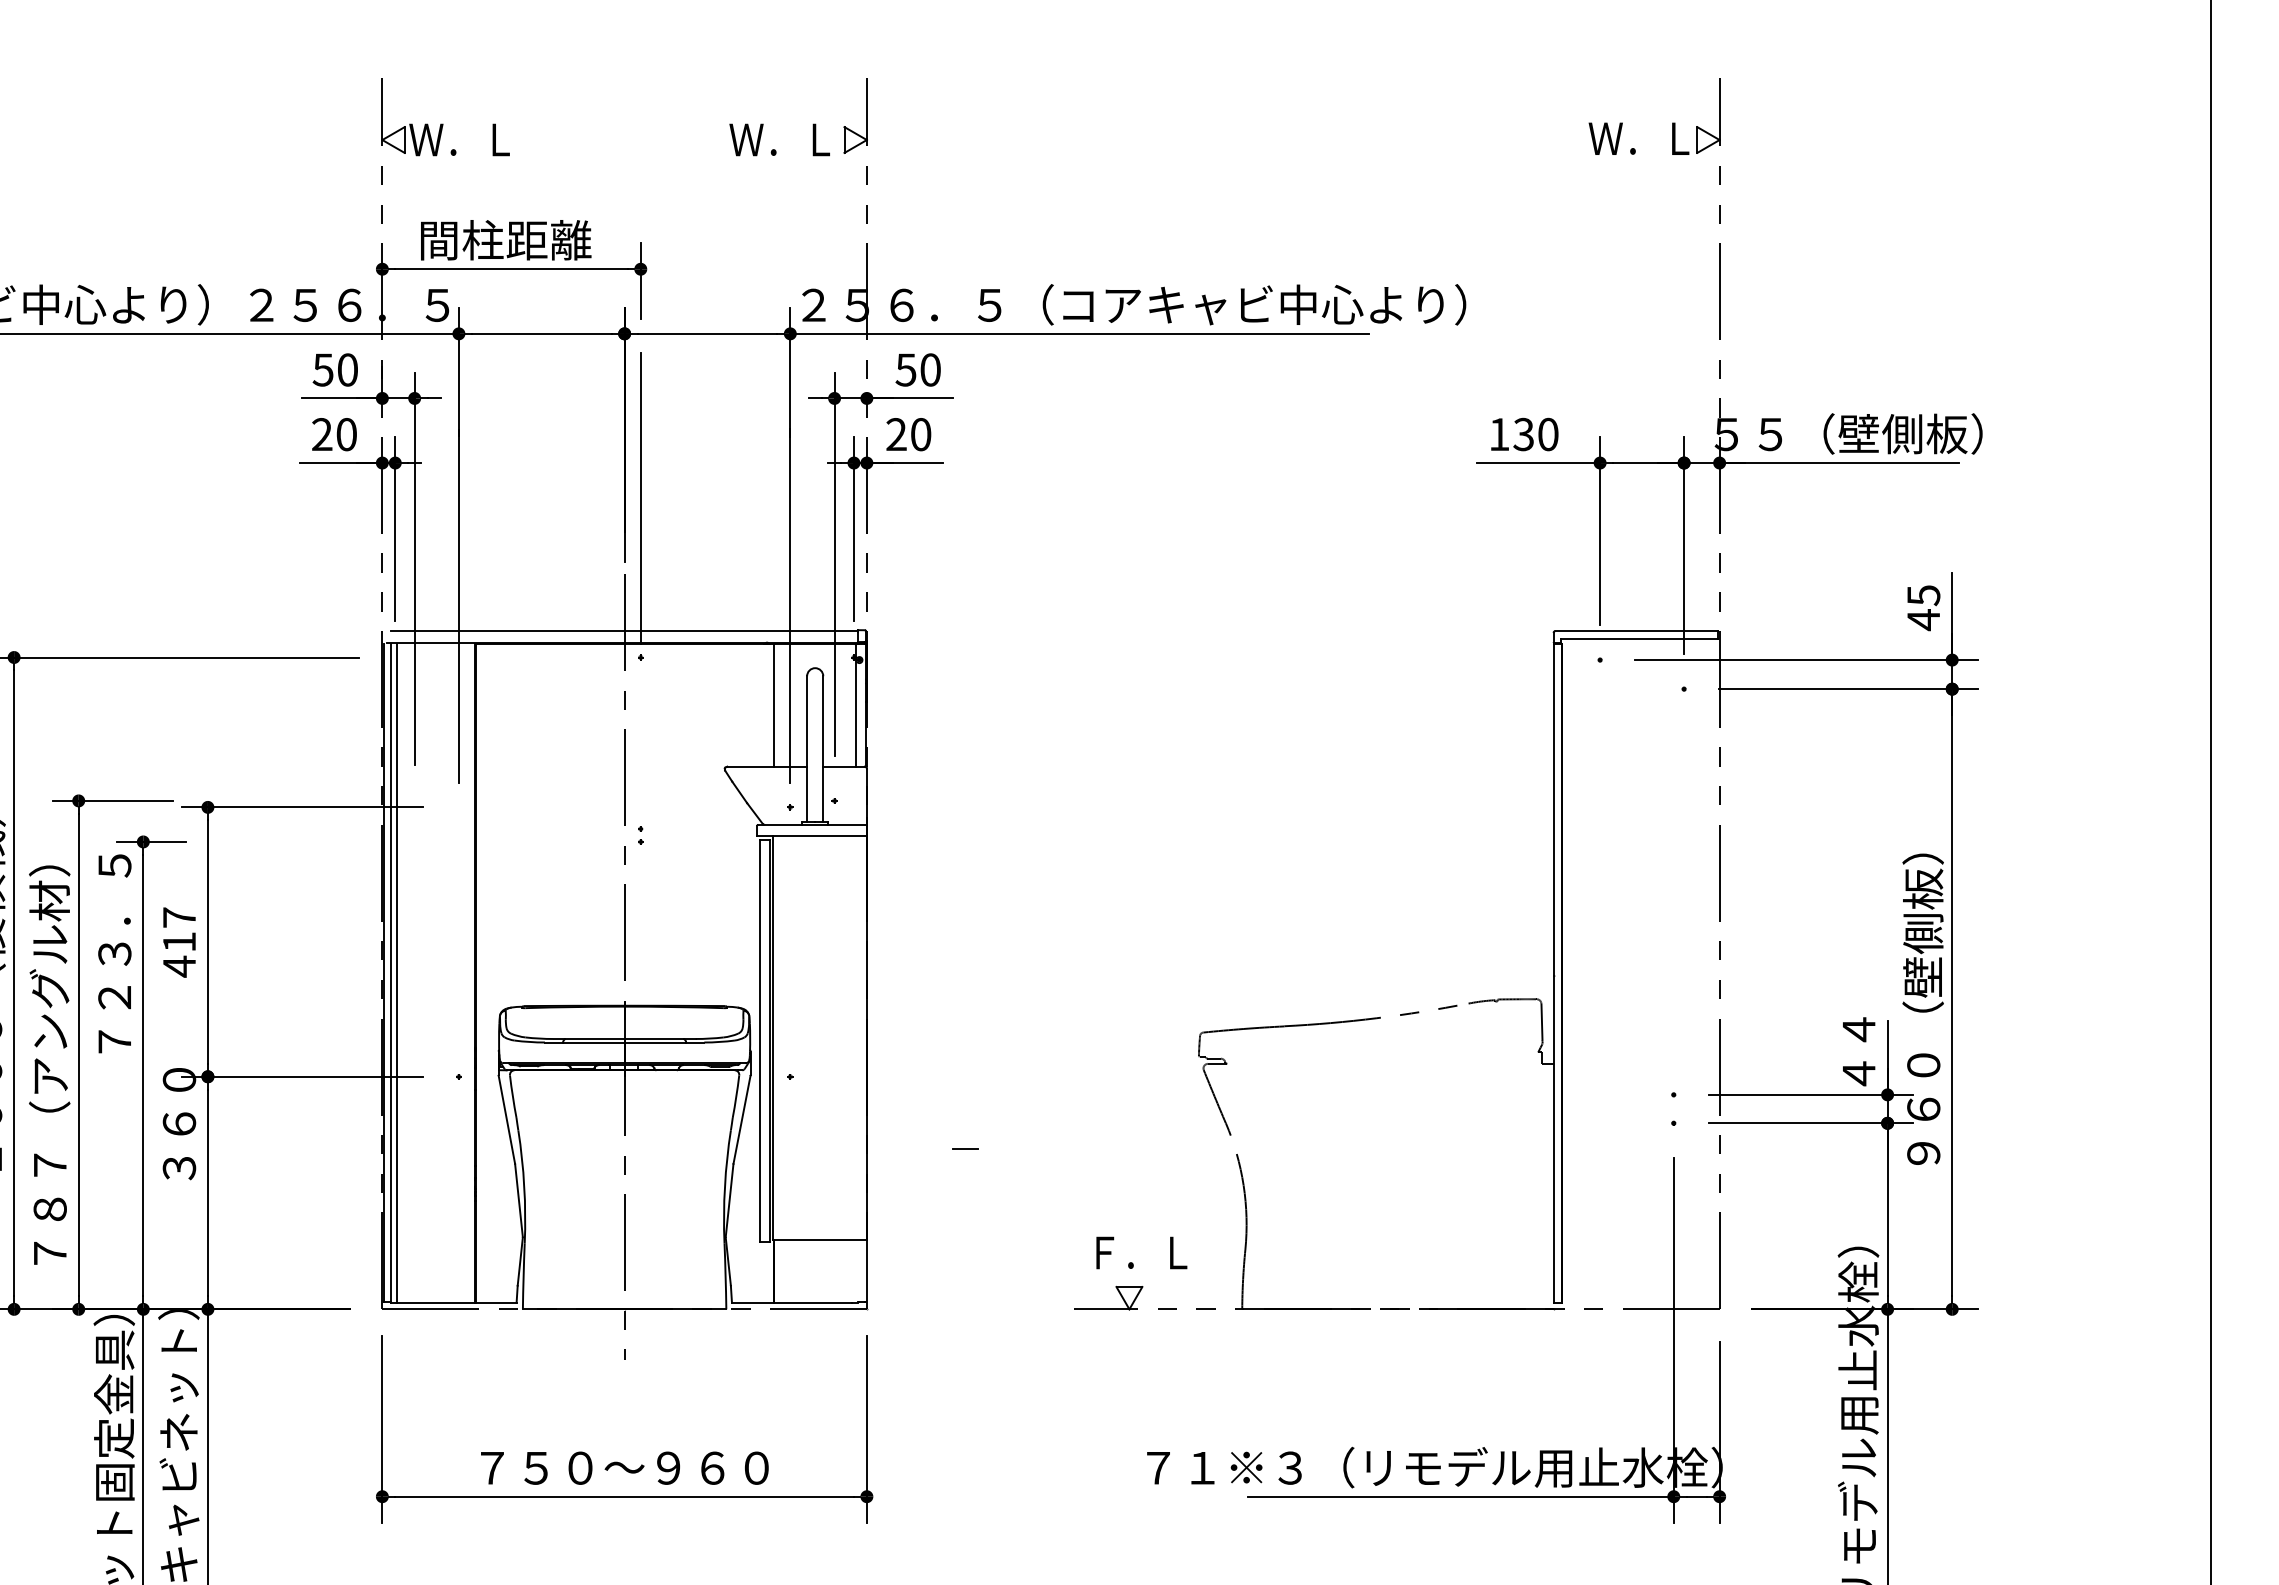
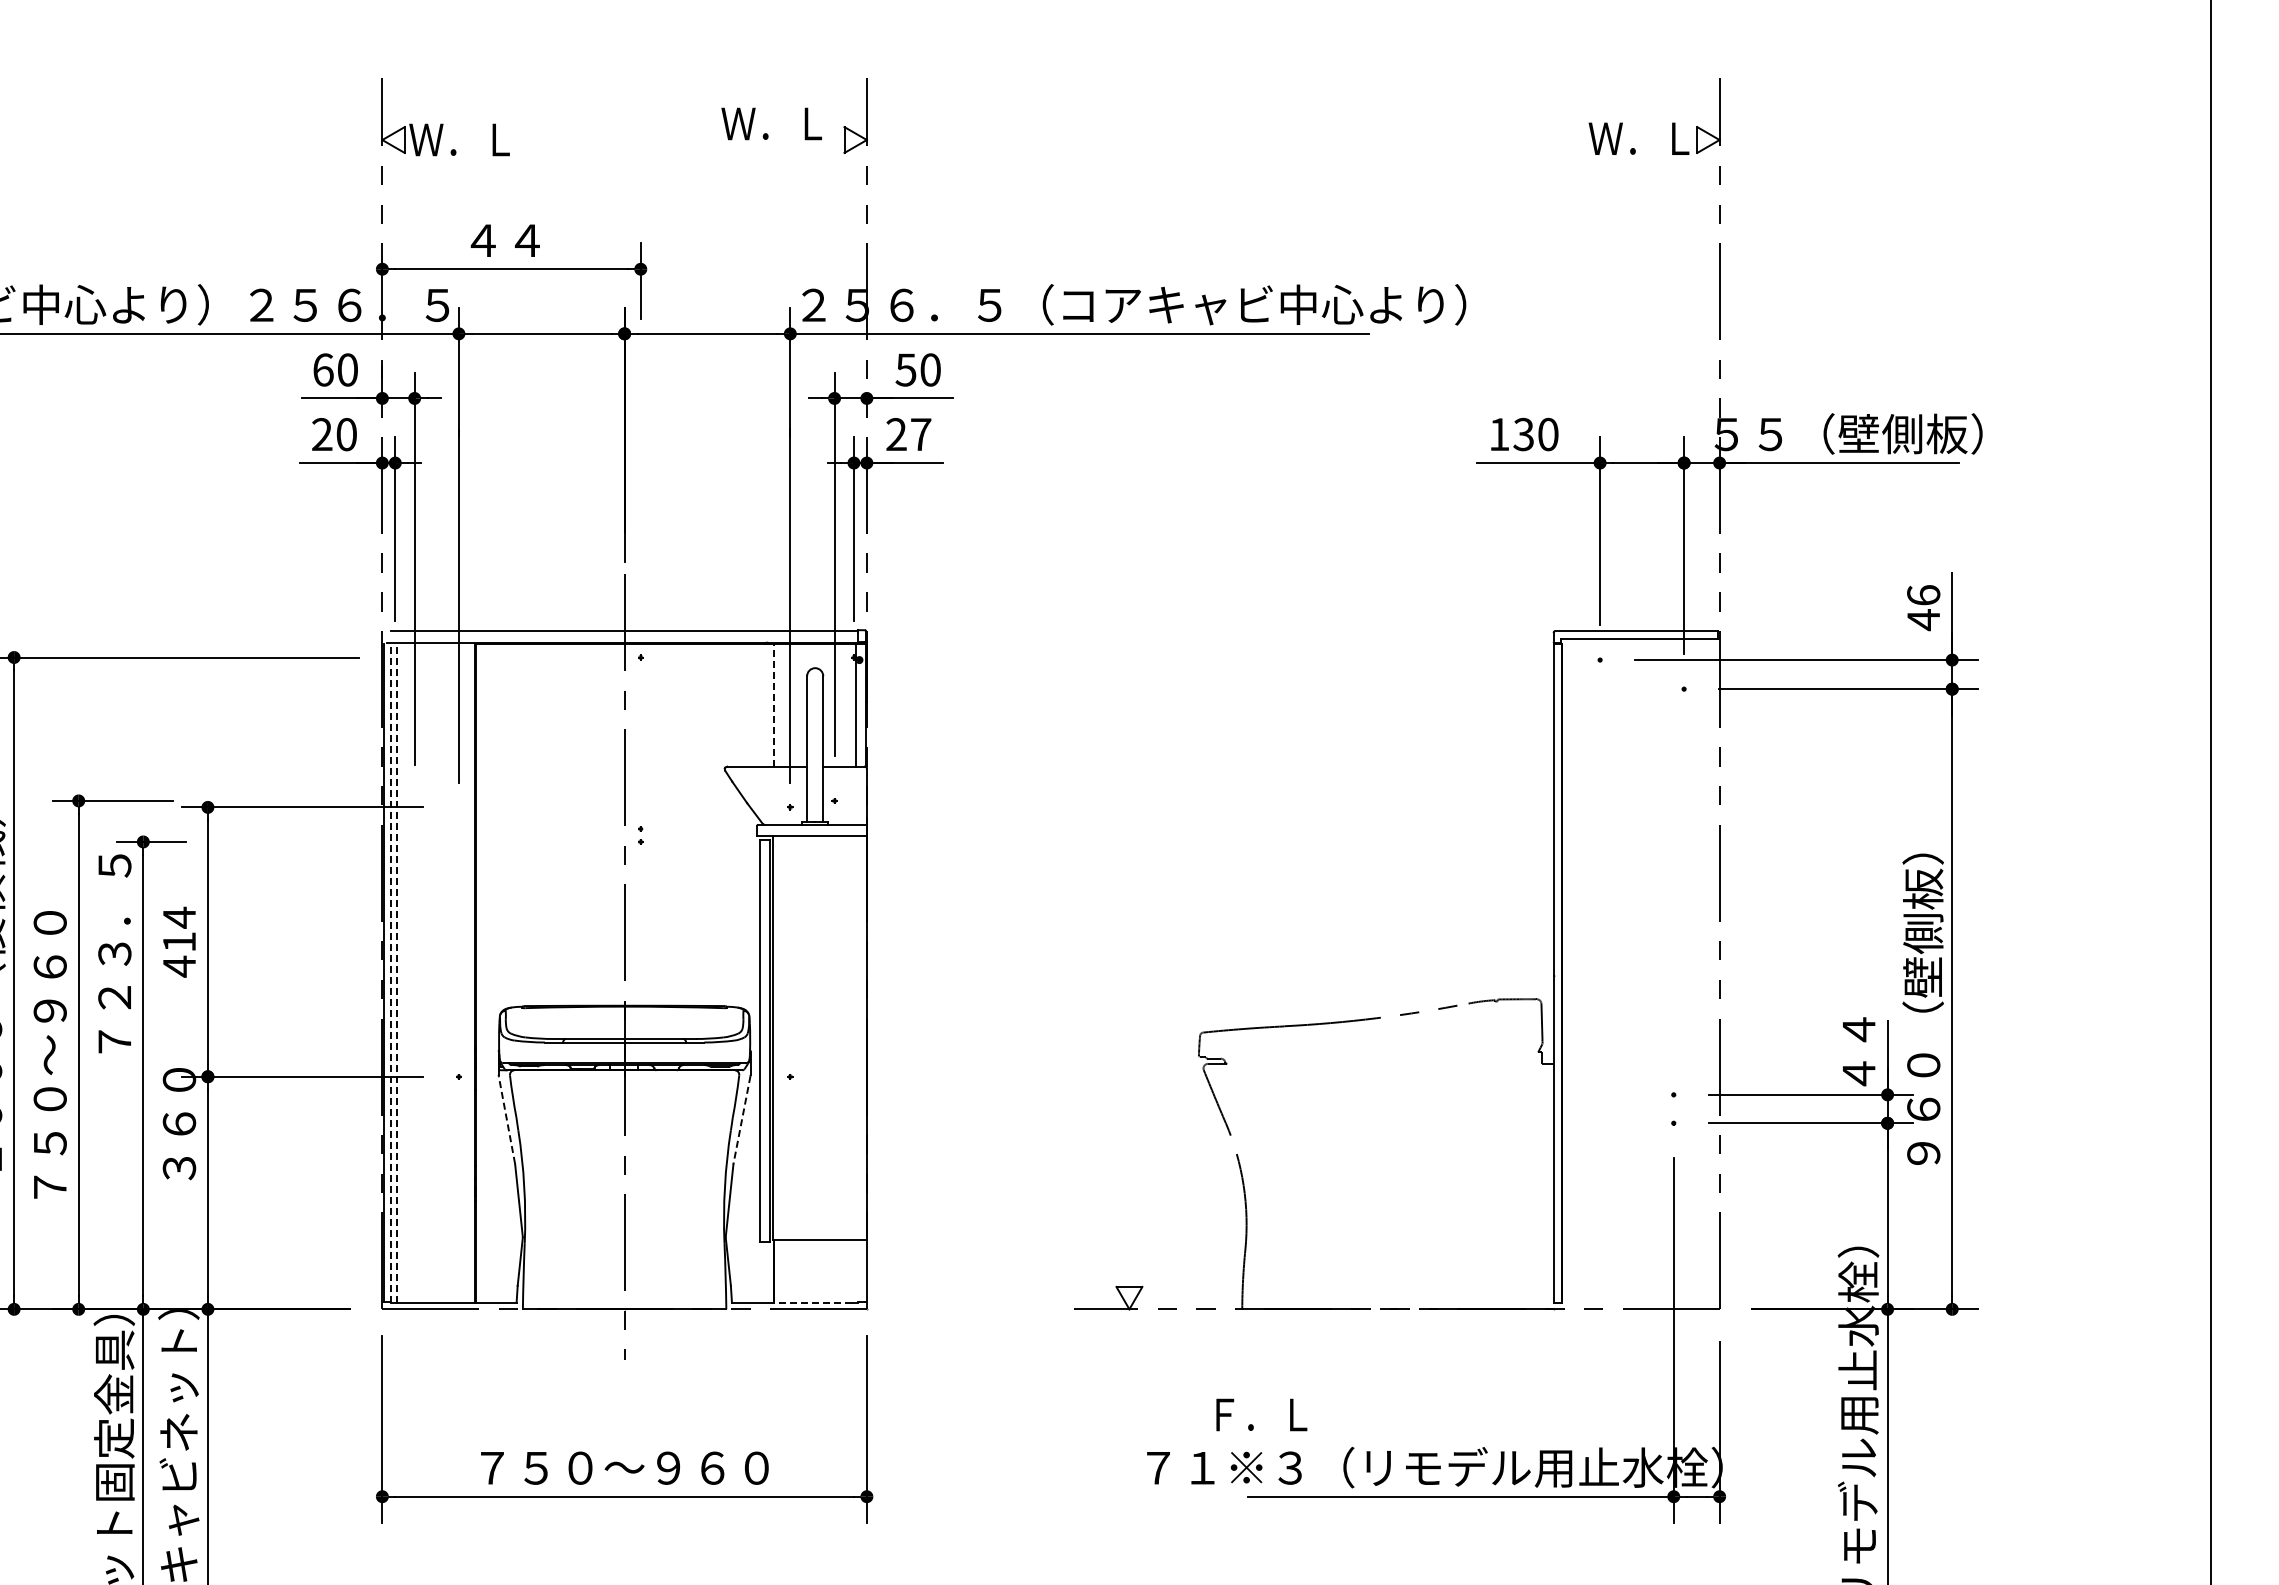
text position: (779, 139) -> (771, 123) (771, 123)
text: 間柱距離 -> ４４ (506, 240)
text: 50 -> 60 (322, 369)
text: 20 -> 27 (921, 434)
line: present -> none (640, 497)
text: 45 -> 46 (1923, 595)
line: solid -> dashed (774, 704)
text: 417 -> 414 (179, 917)
line: solid -> dashed (391, 972)
line: solid -> dashed (397, 972)
text: ７８７（アングル材） -> ７５０～９６０ (49, 1064)
line: solid -> dashed (506, 1119)
line: solid -> dashed (742, 1119)
line: present -> none (965, 1148)
text position: (1141, 1252) -> (1261, 1414) (1261, 1414)
line: solid -> dashed (813, 1302)
